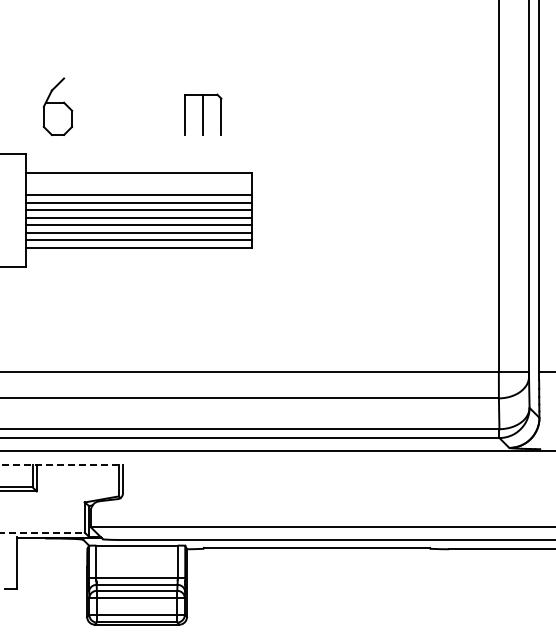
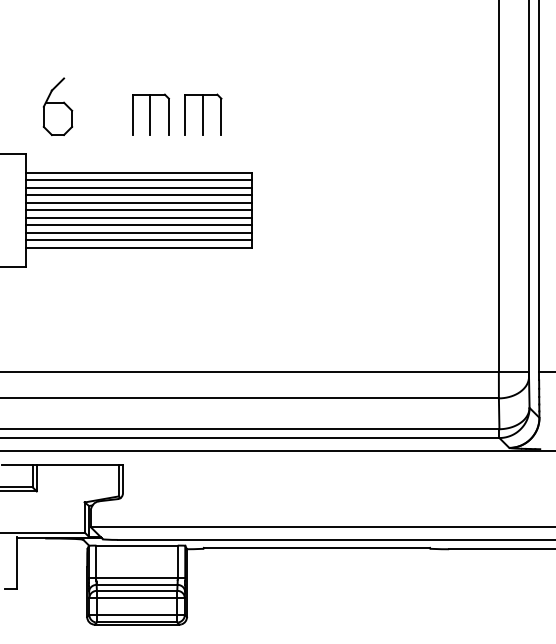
part: none -> present (150, 114)
line: none -> present (138, 180)
line: none -> present (138, 187)
line: dashed -> solid (63, 464)
line: dashed -> solid (43, 532)
